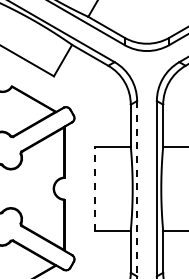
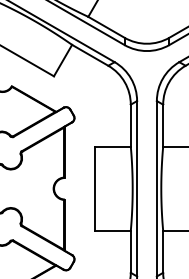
line: dashed -> solid (94, 188)
line: dashed -> solid (137, 188)
